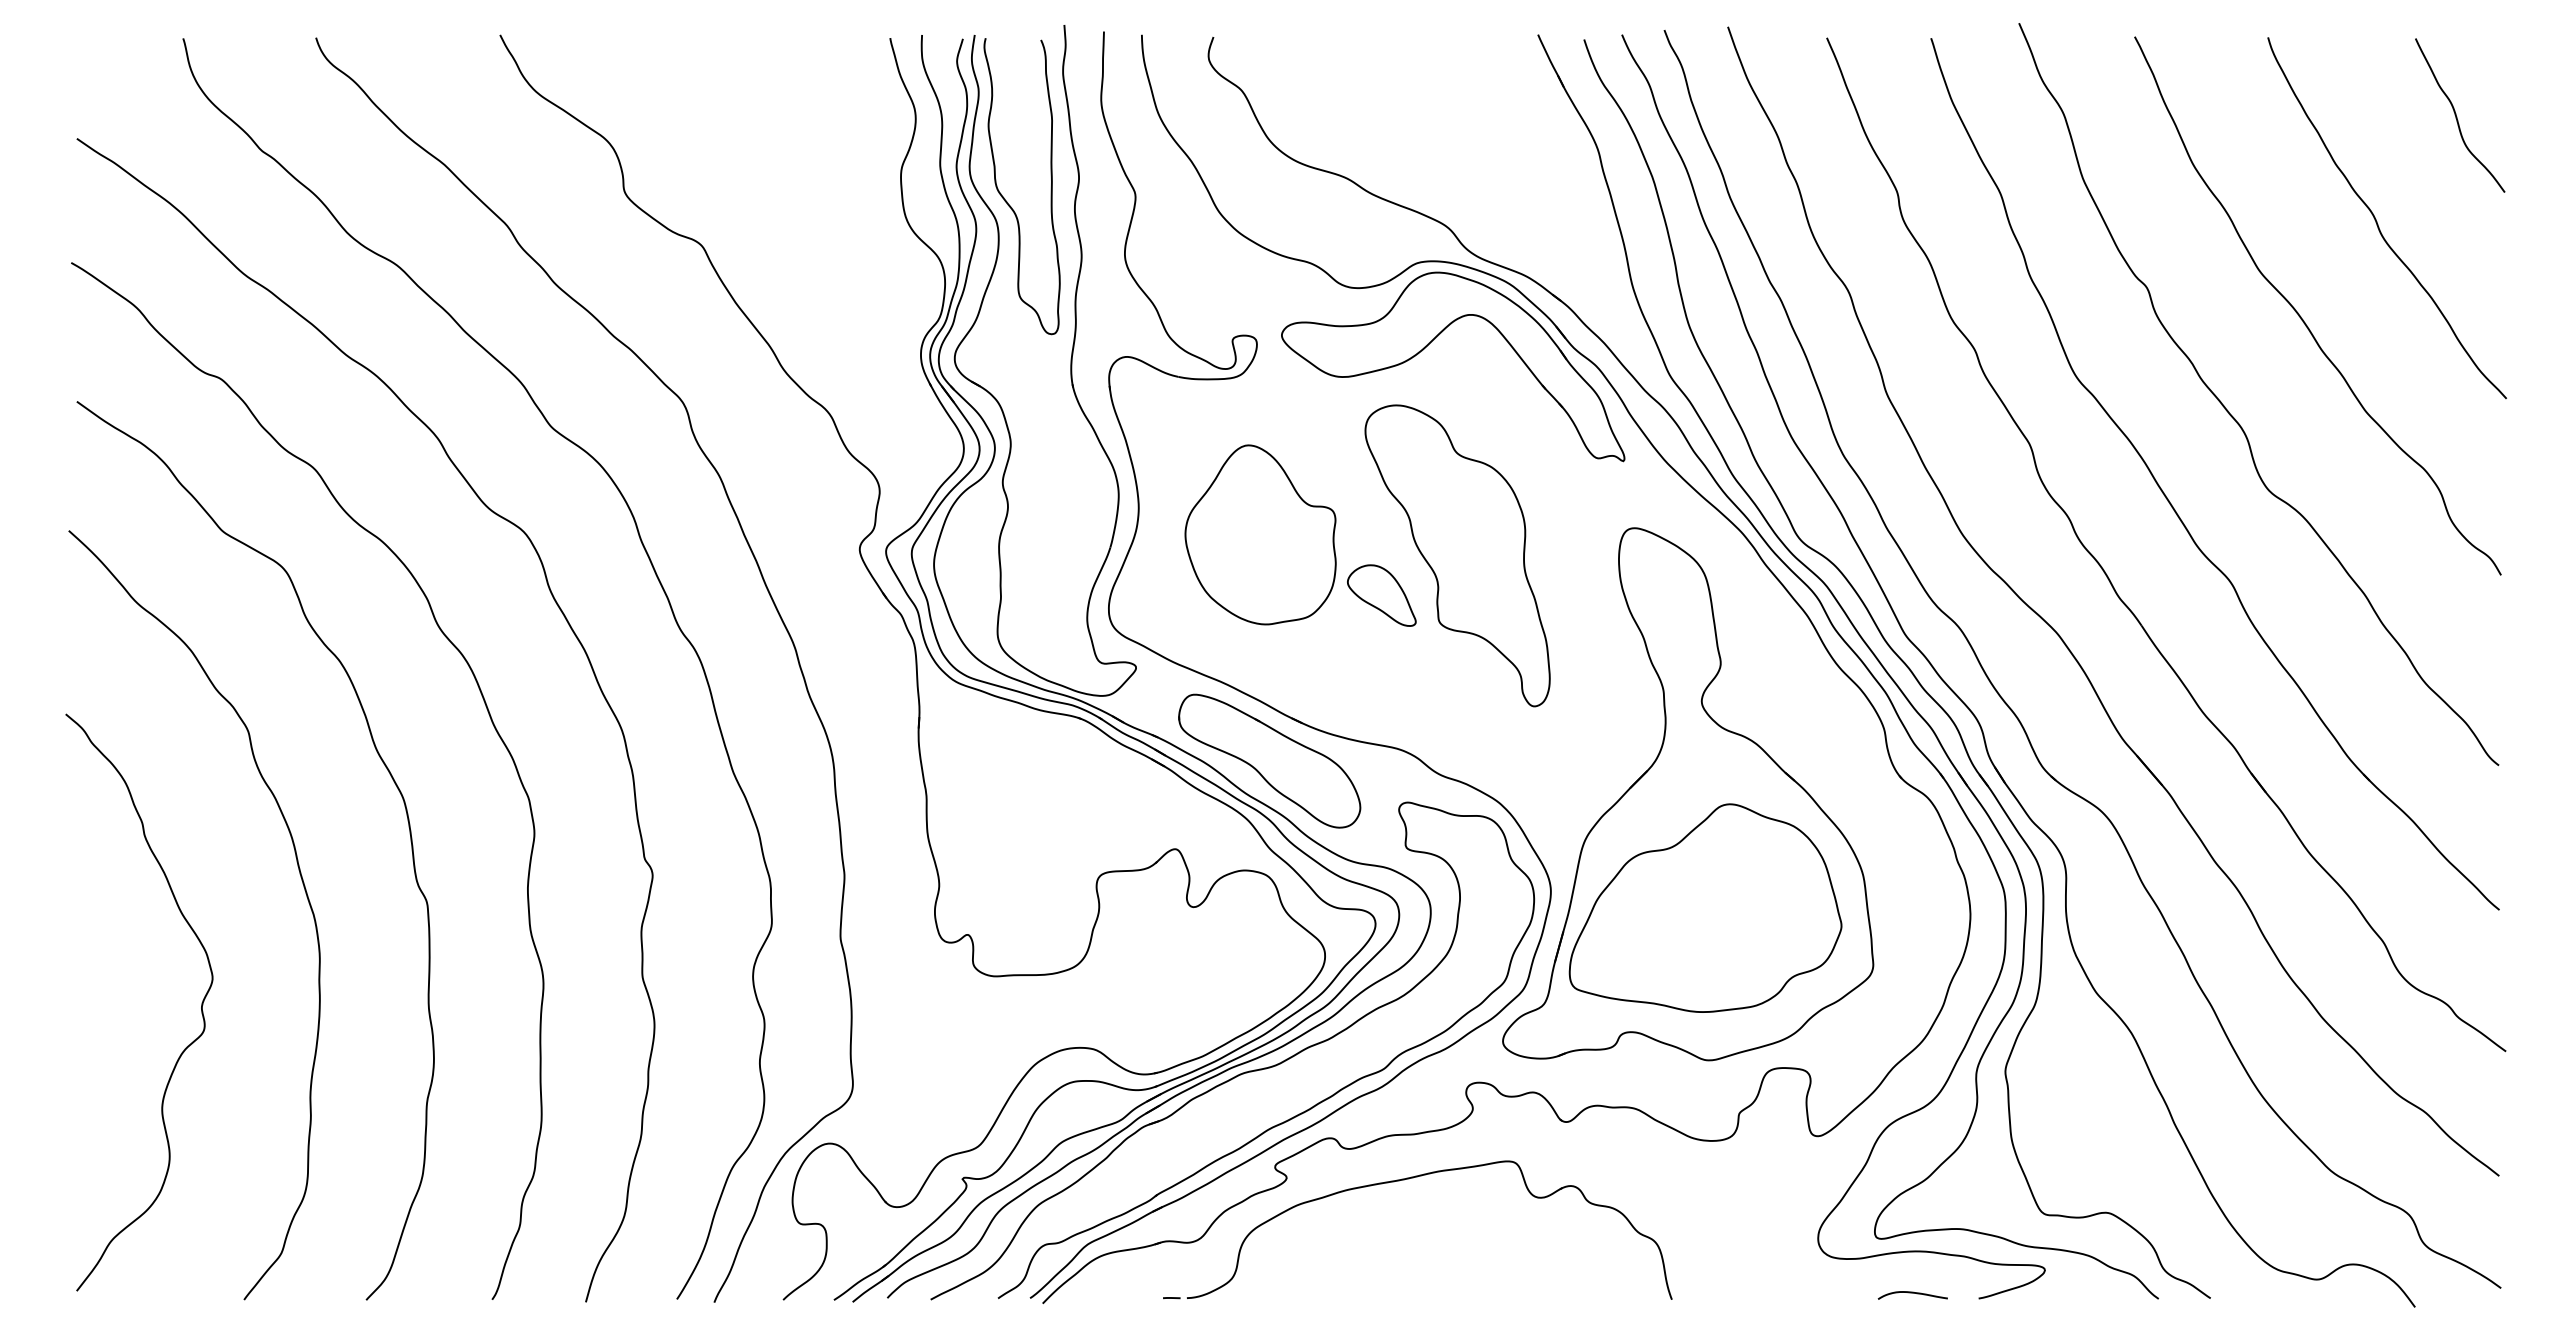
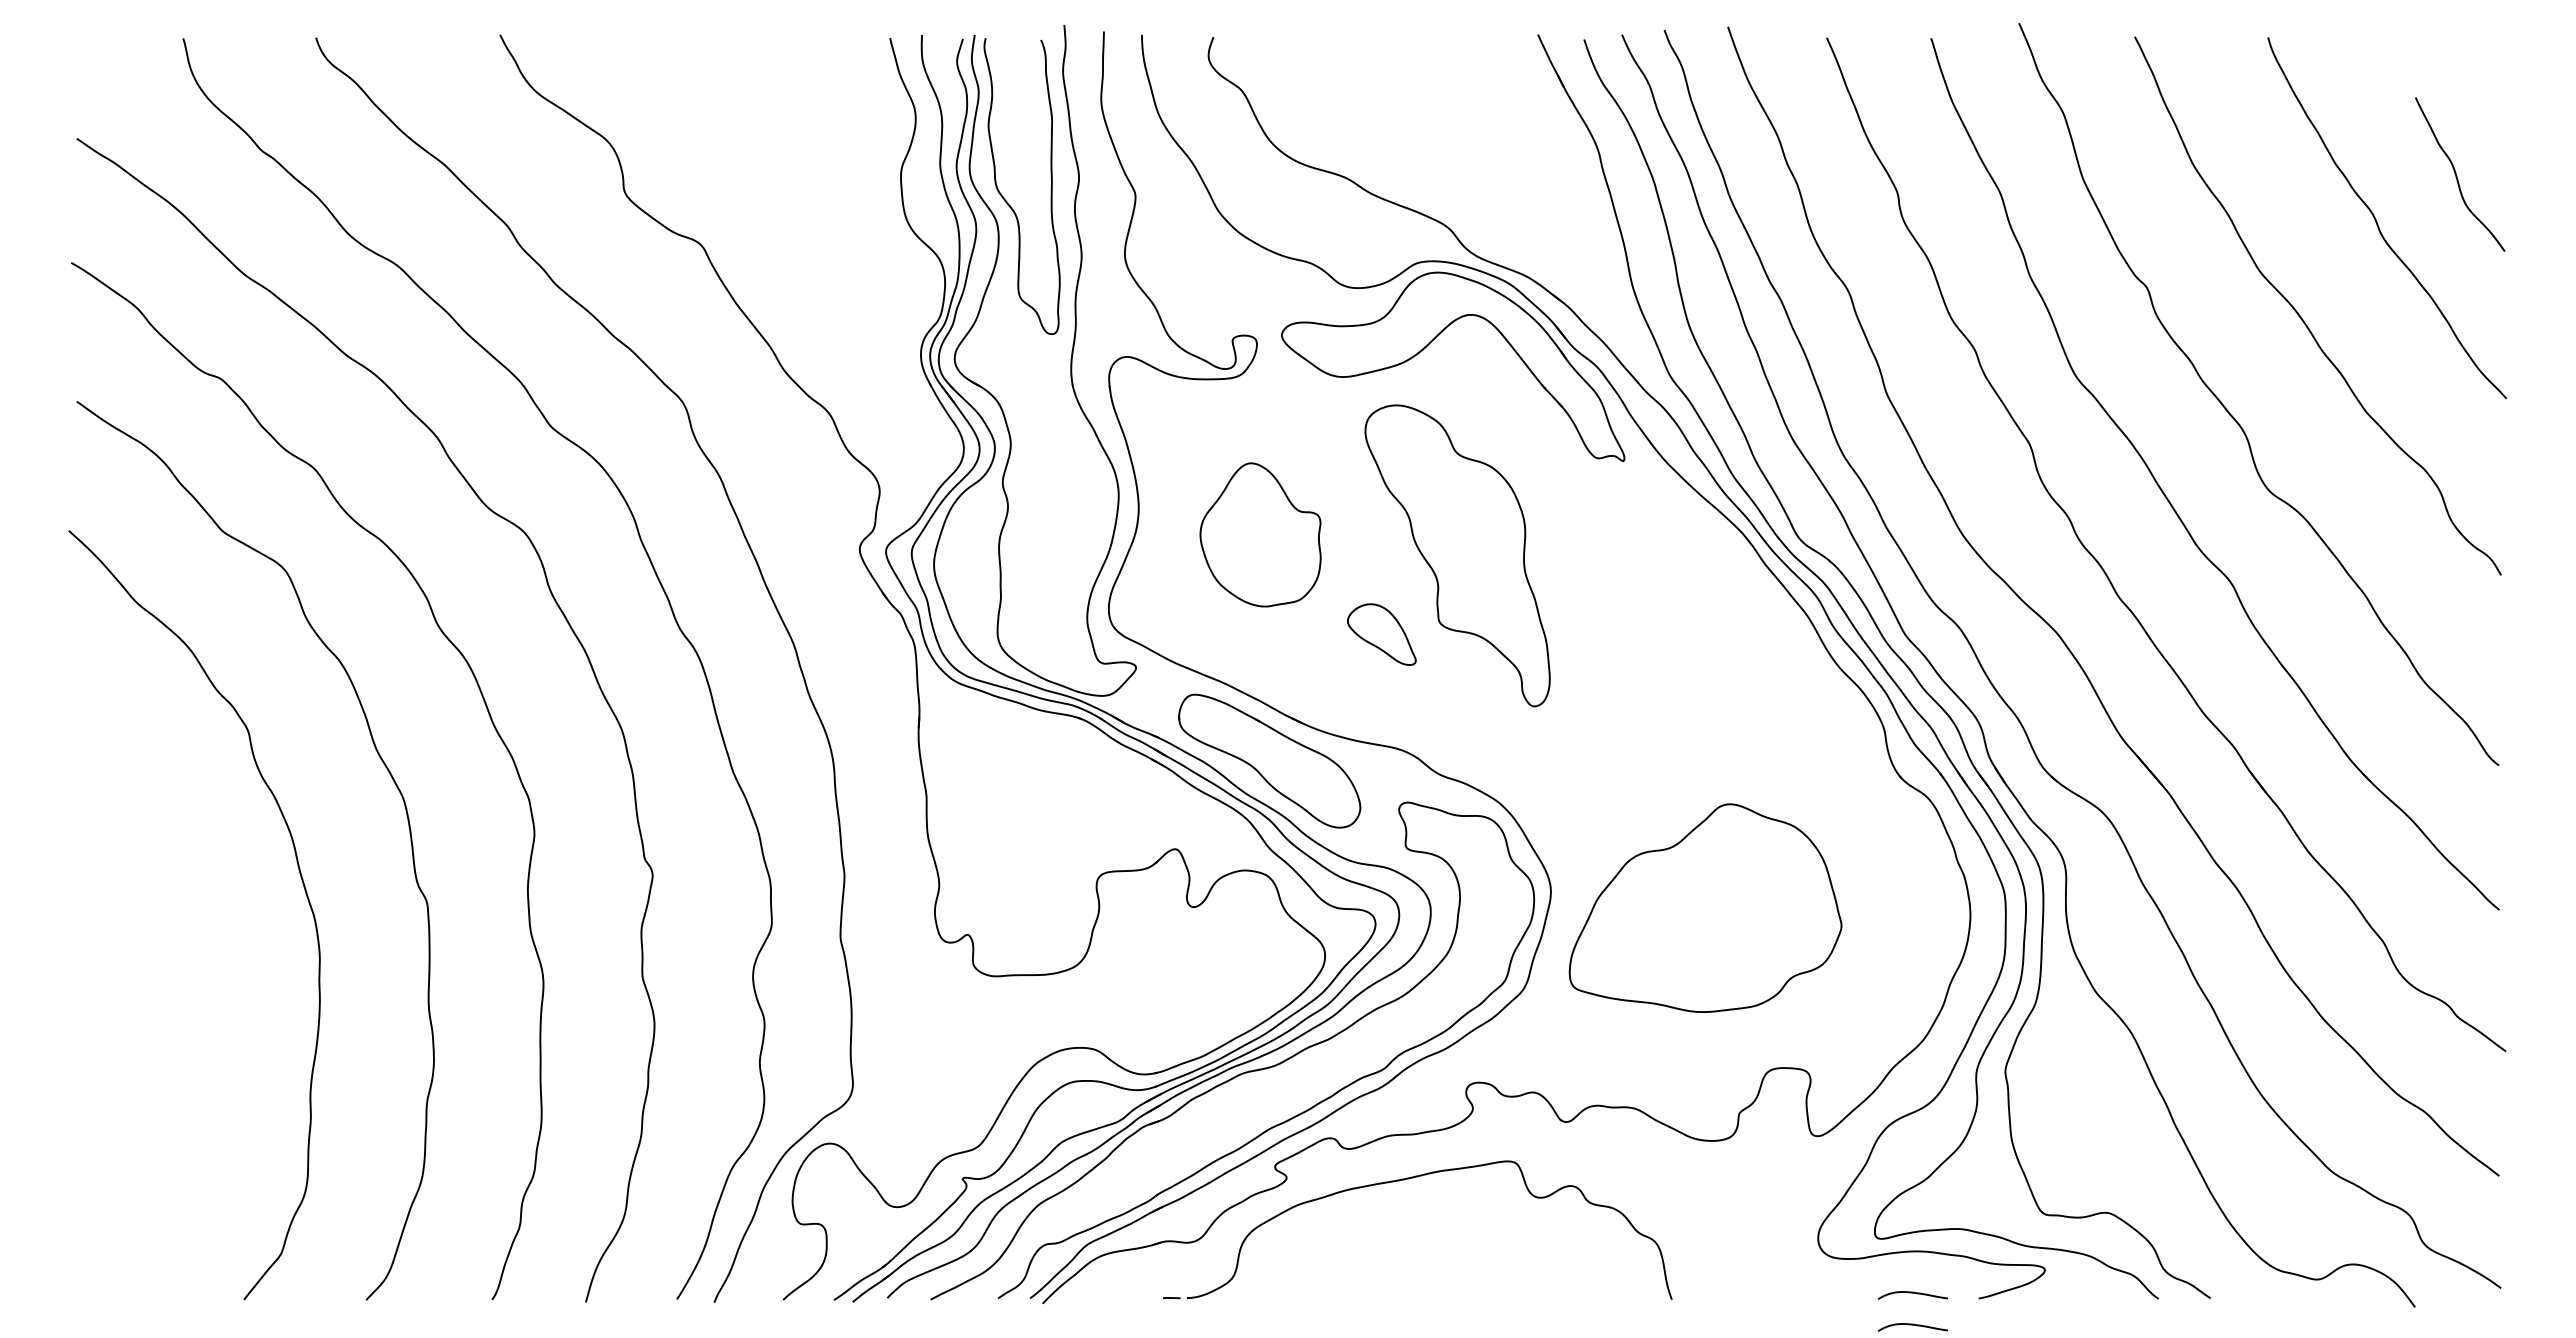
curve position: (2457, 116) -> (2457, 175) (2457, 175)
part size: 153x182 px -> 123x146 px (1260, 534)
part position: (1381, 595) -> (1381, 634) (1381, 634)
part: present -> none (1688, 794)
curve: present -> none (201, 1003)
curve: none -> present (1912, 1325)
